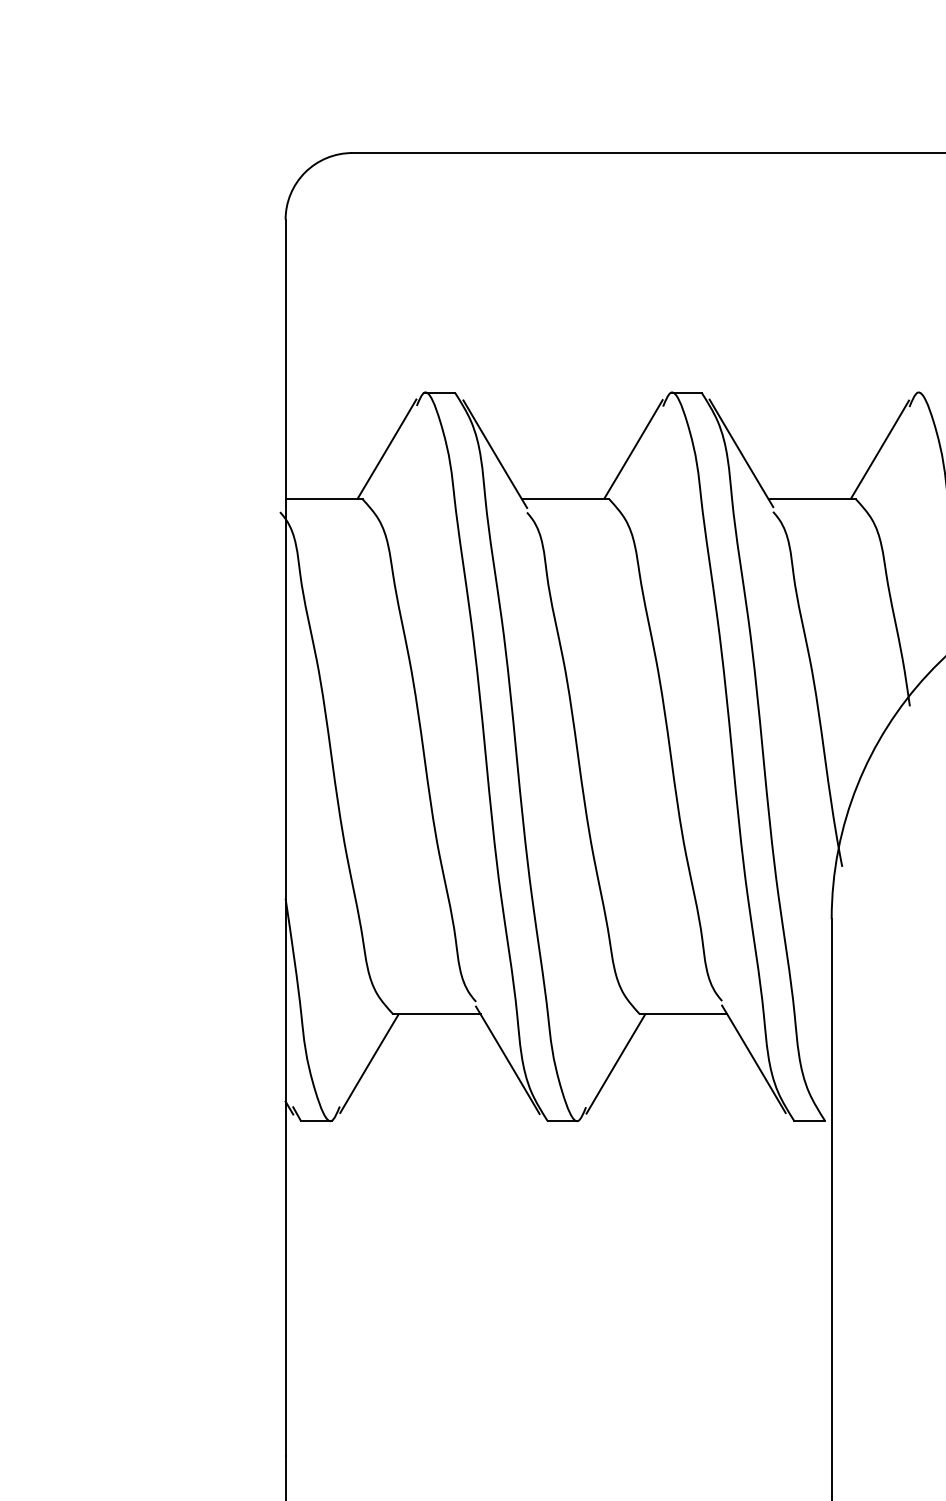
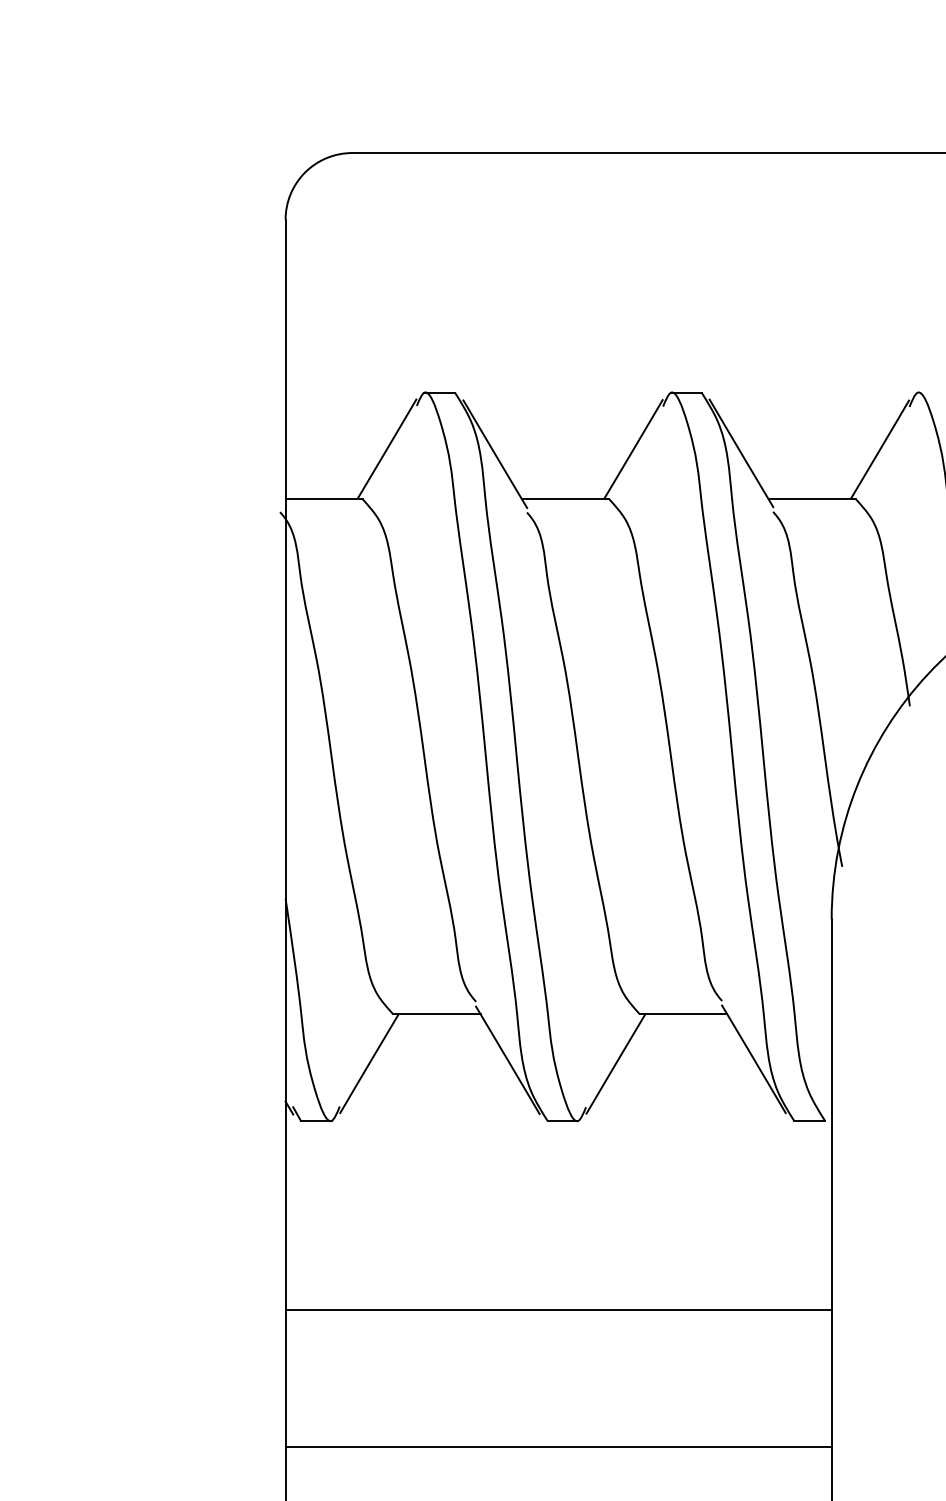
line: none -> present (558, 1309)
line: none -> present (558, 1447)
